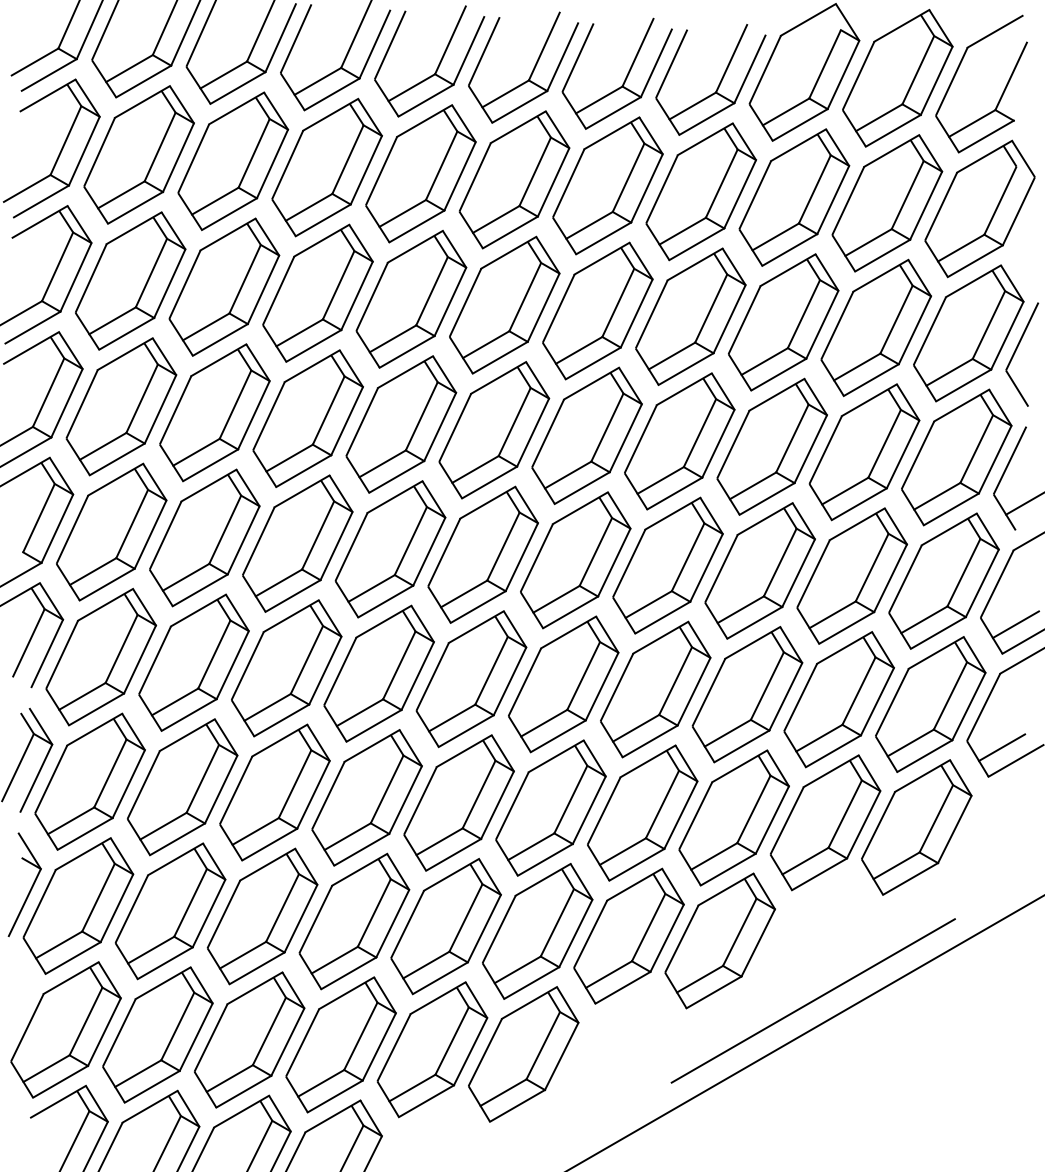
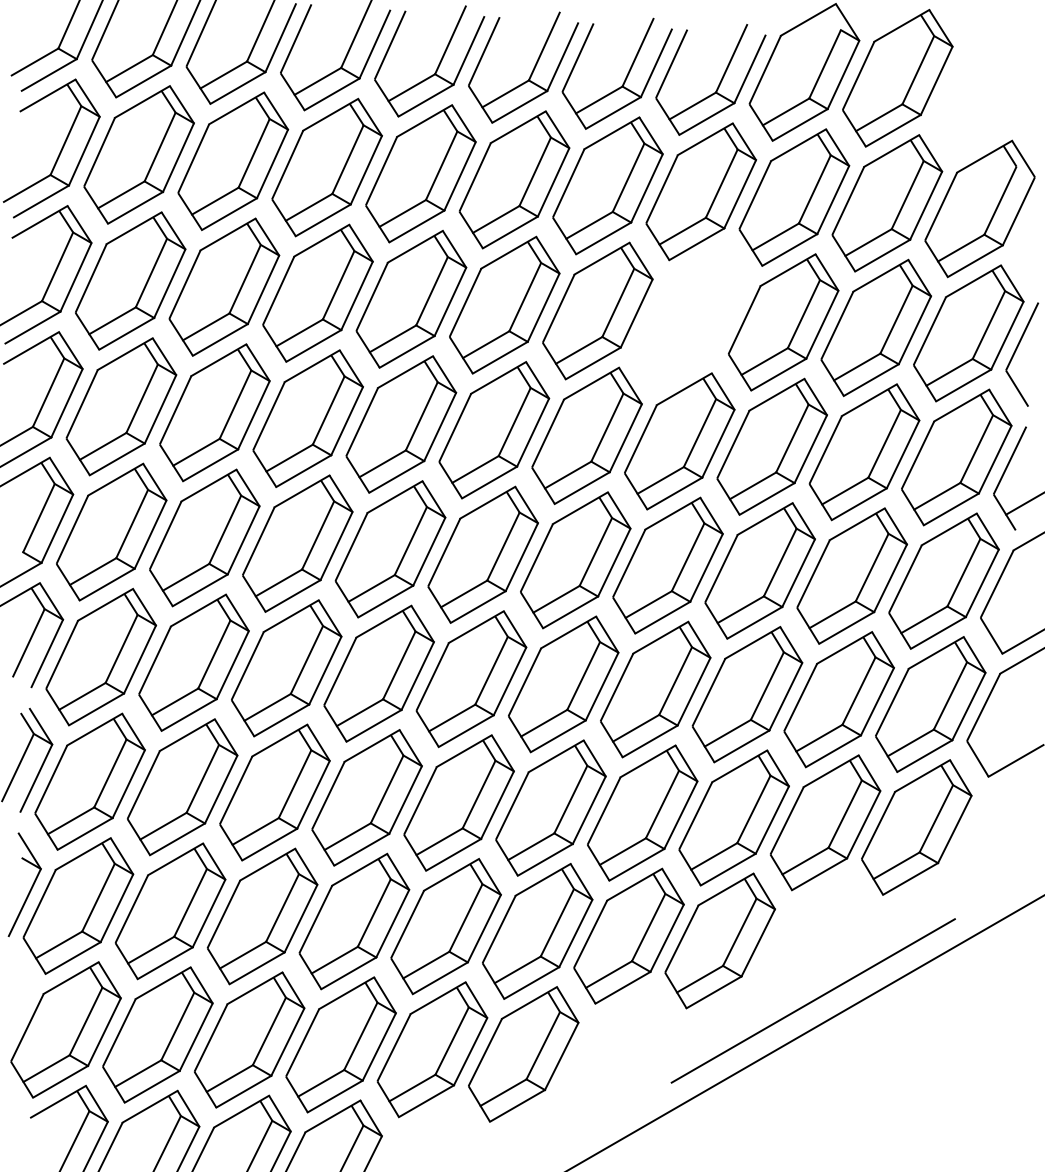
part: present -> none (1001, 94)
part: present -> none (690, 316)
line: present -> none (1015, 624)
line: present -> none (1002, 747)
